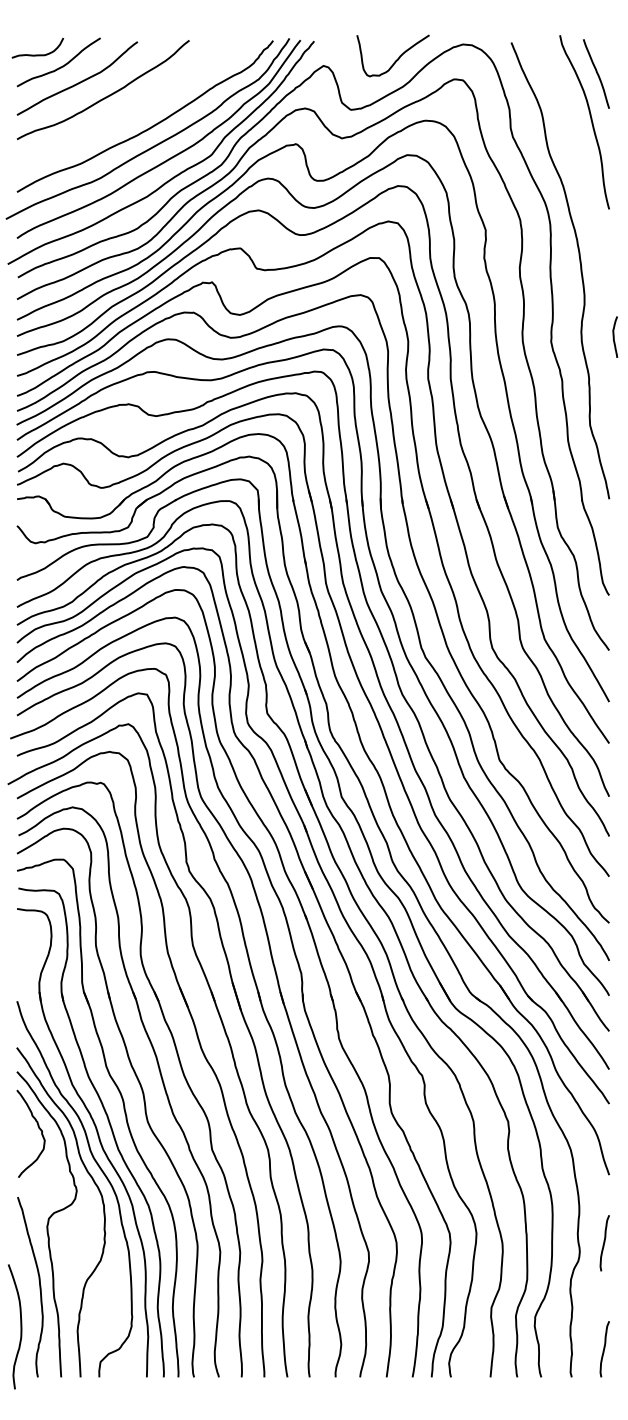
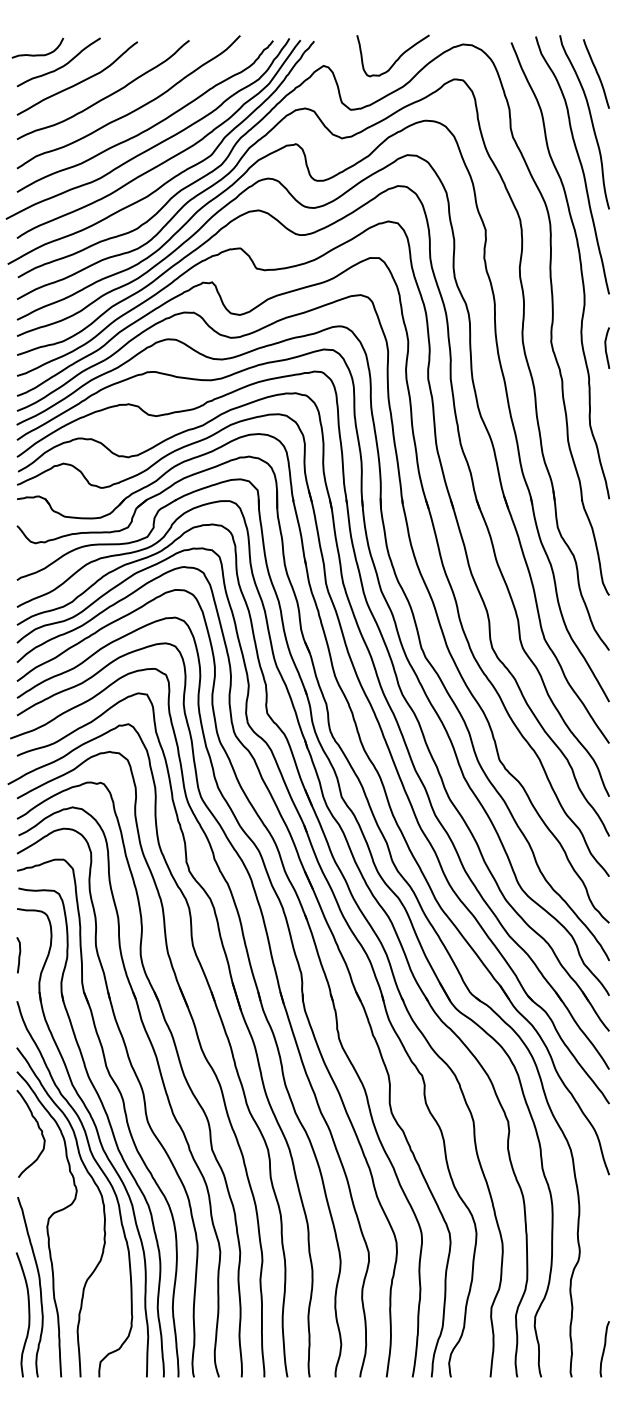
curve: none -> present (132, 110)
curve: none -> present (579, 163)
curve position: (614, 336) -> (606, 347) (606, 347)
curve: none -> present (18, 955)
curve: present -> none (604, 1243)
curve position: (20, 1326) -> (28, 1314) (28, 1314)
